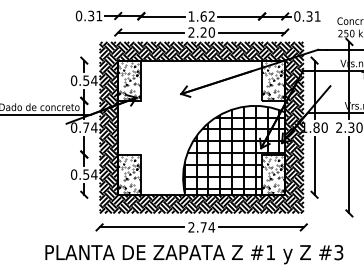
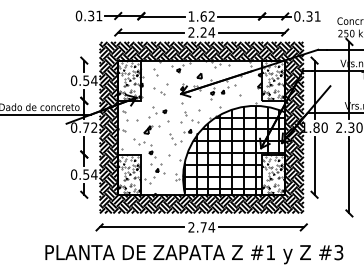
text: 2.20 -> 2.24 (211, 32)
text: 0.74 -> 0.72 (94, 127)
hatch: none -> present (190, 127)
